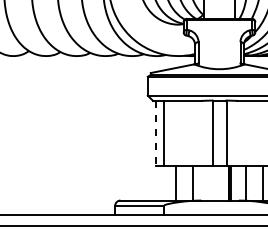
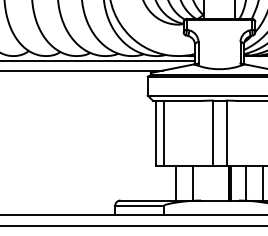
line: none -> present (98, 60)
line: none -> present (82, 70)
line: dashed -> solid (155, 133)
